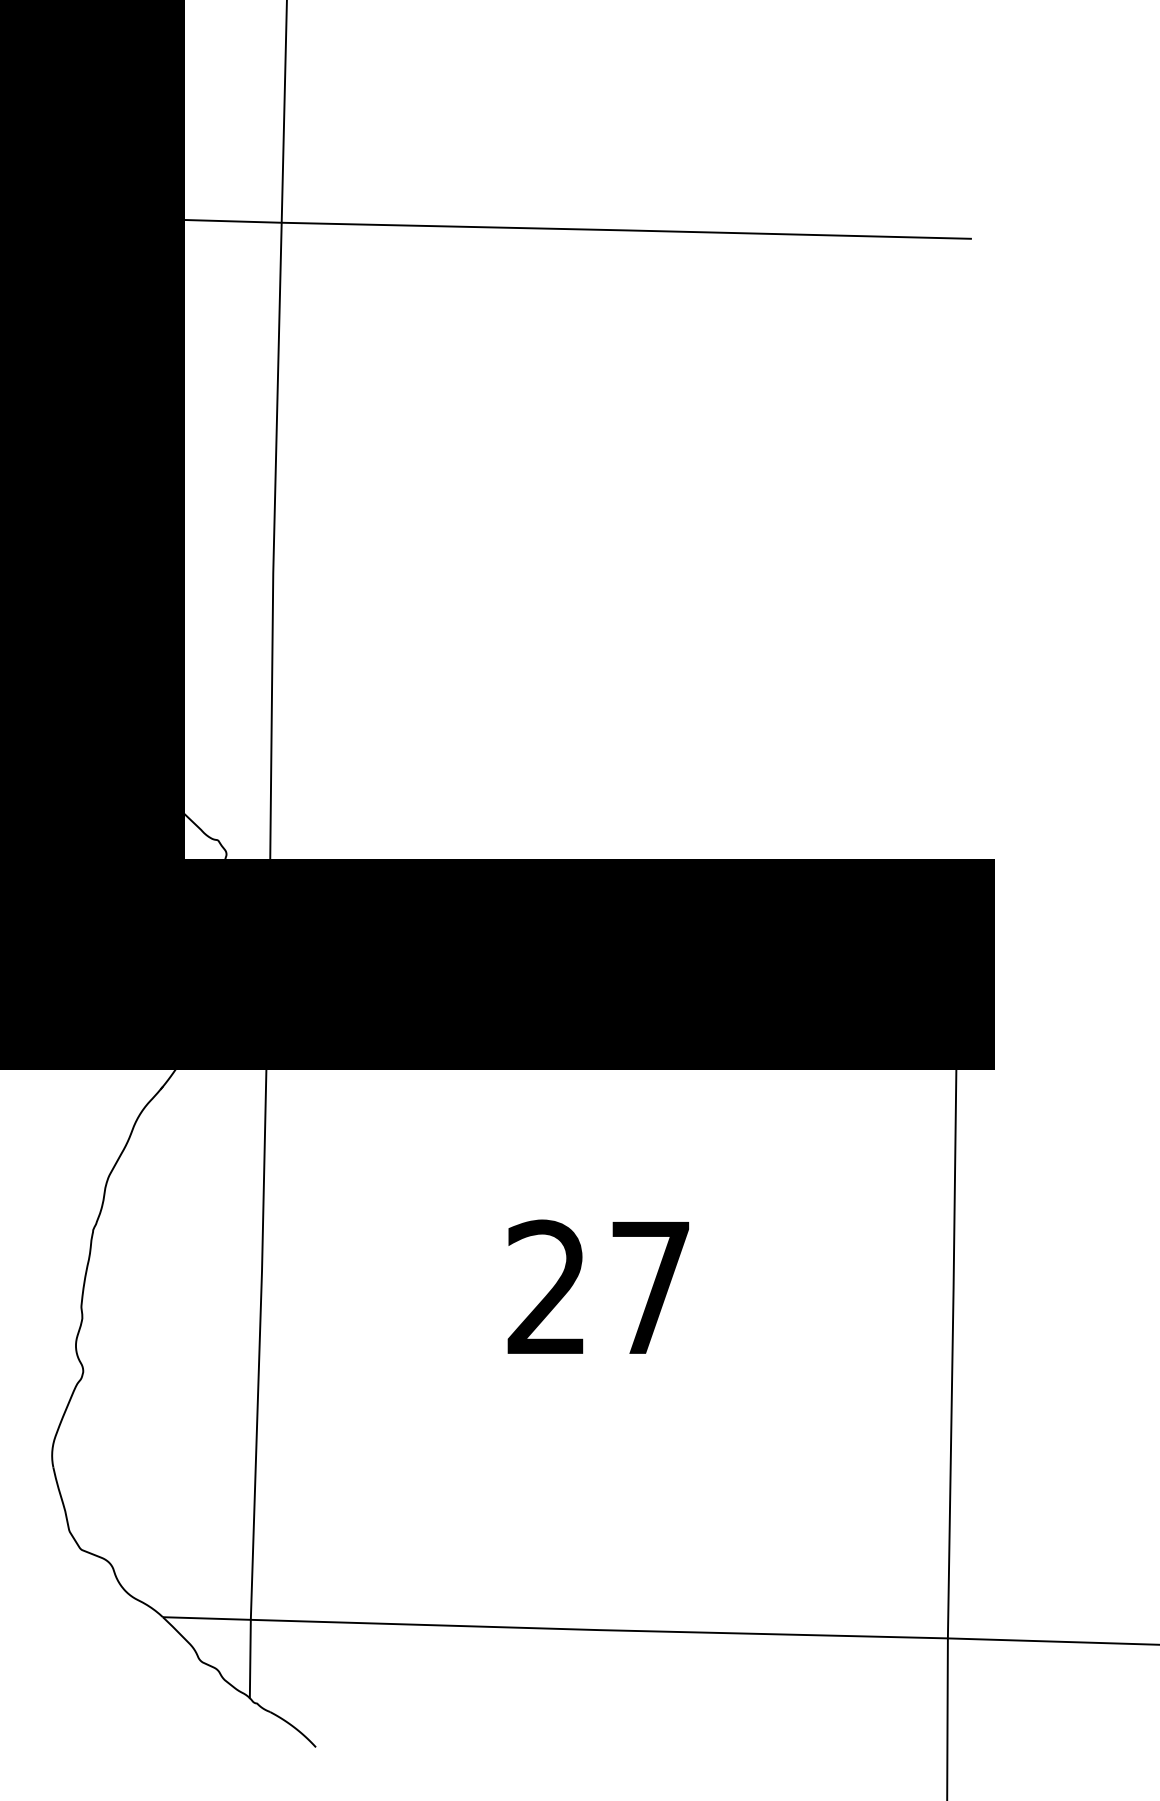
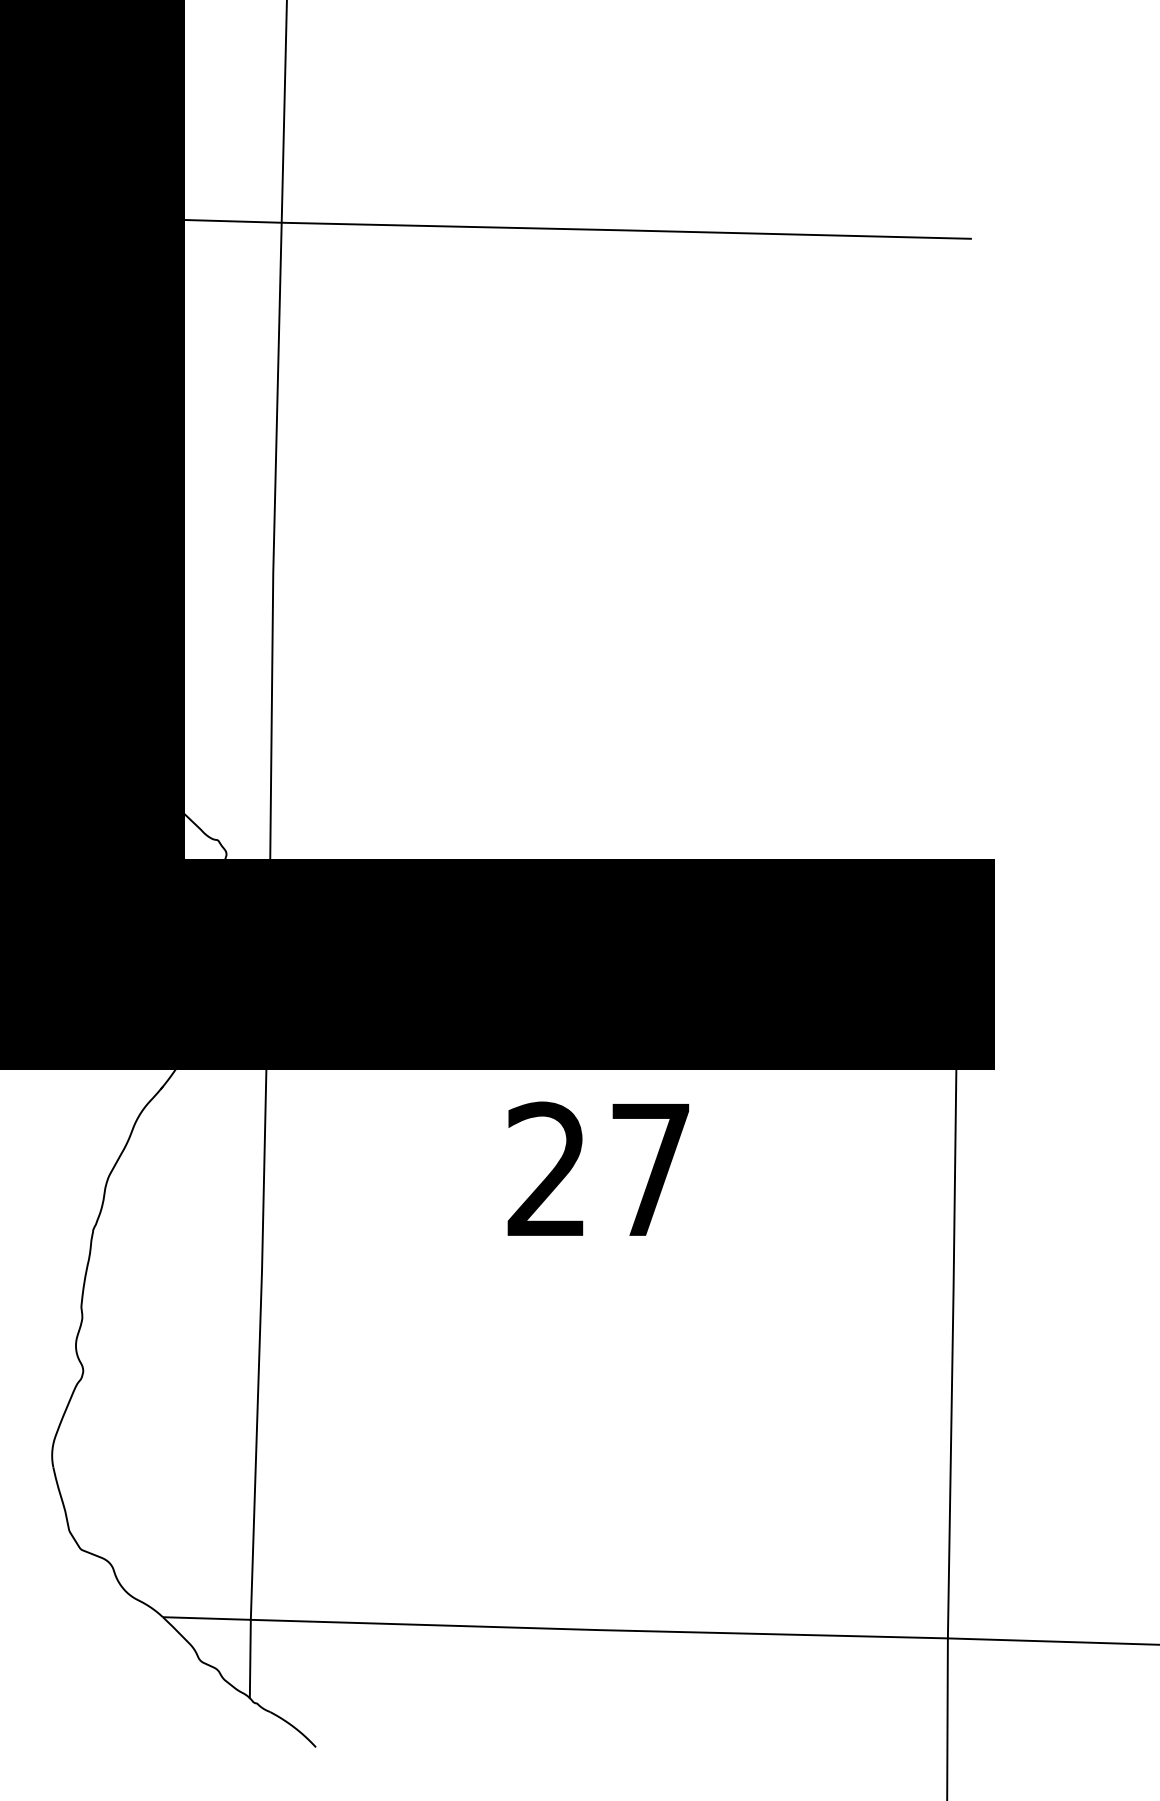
text position: (598, 1286) -> (598, 1168) (598, 1168)
